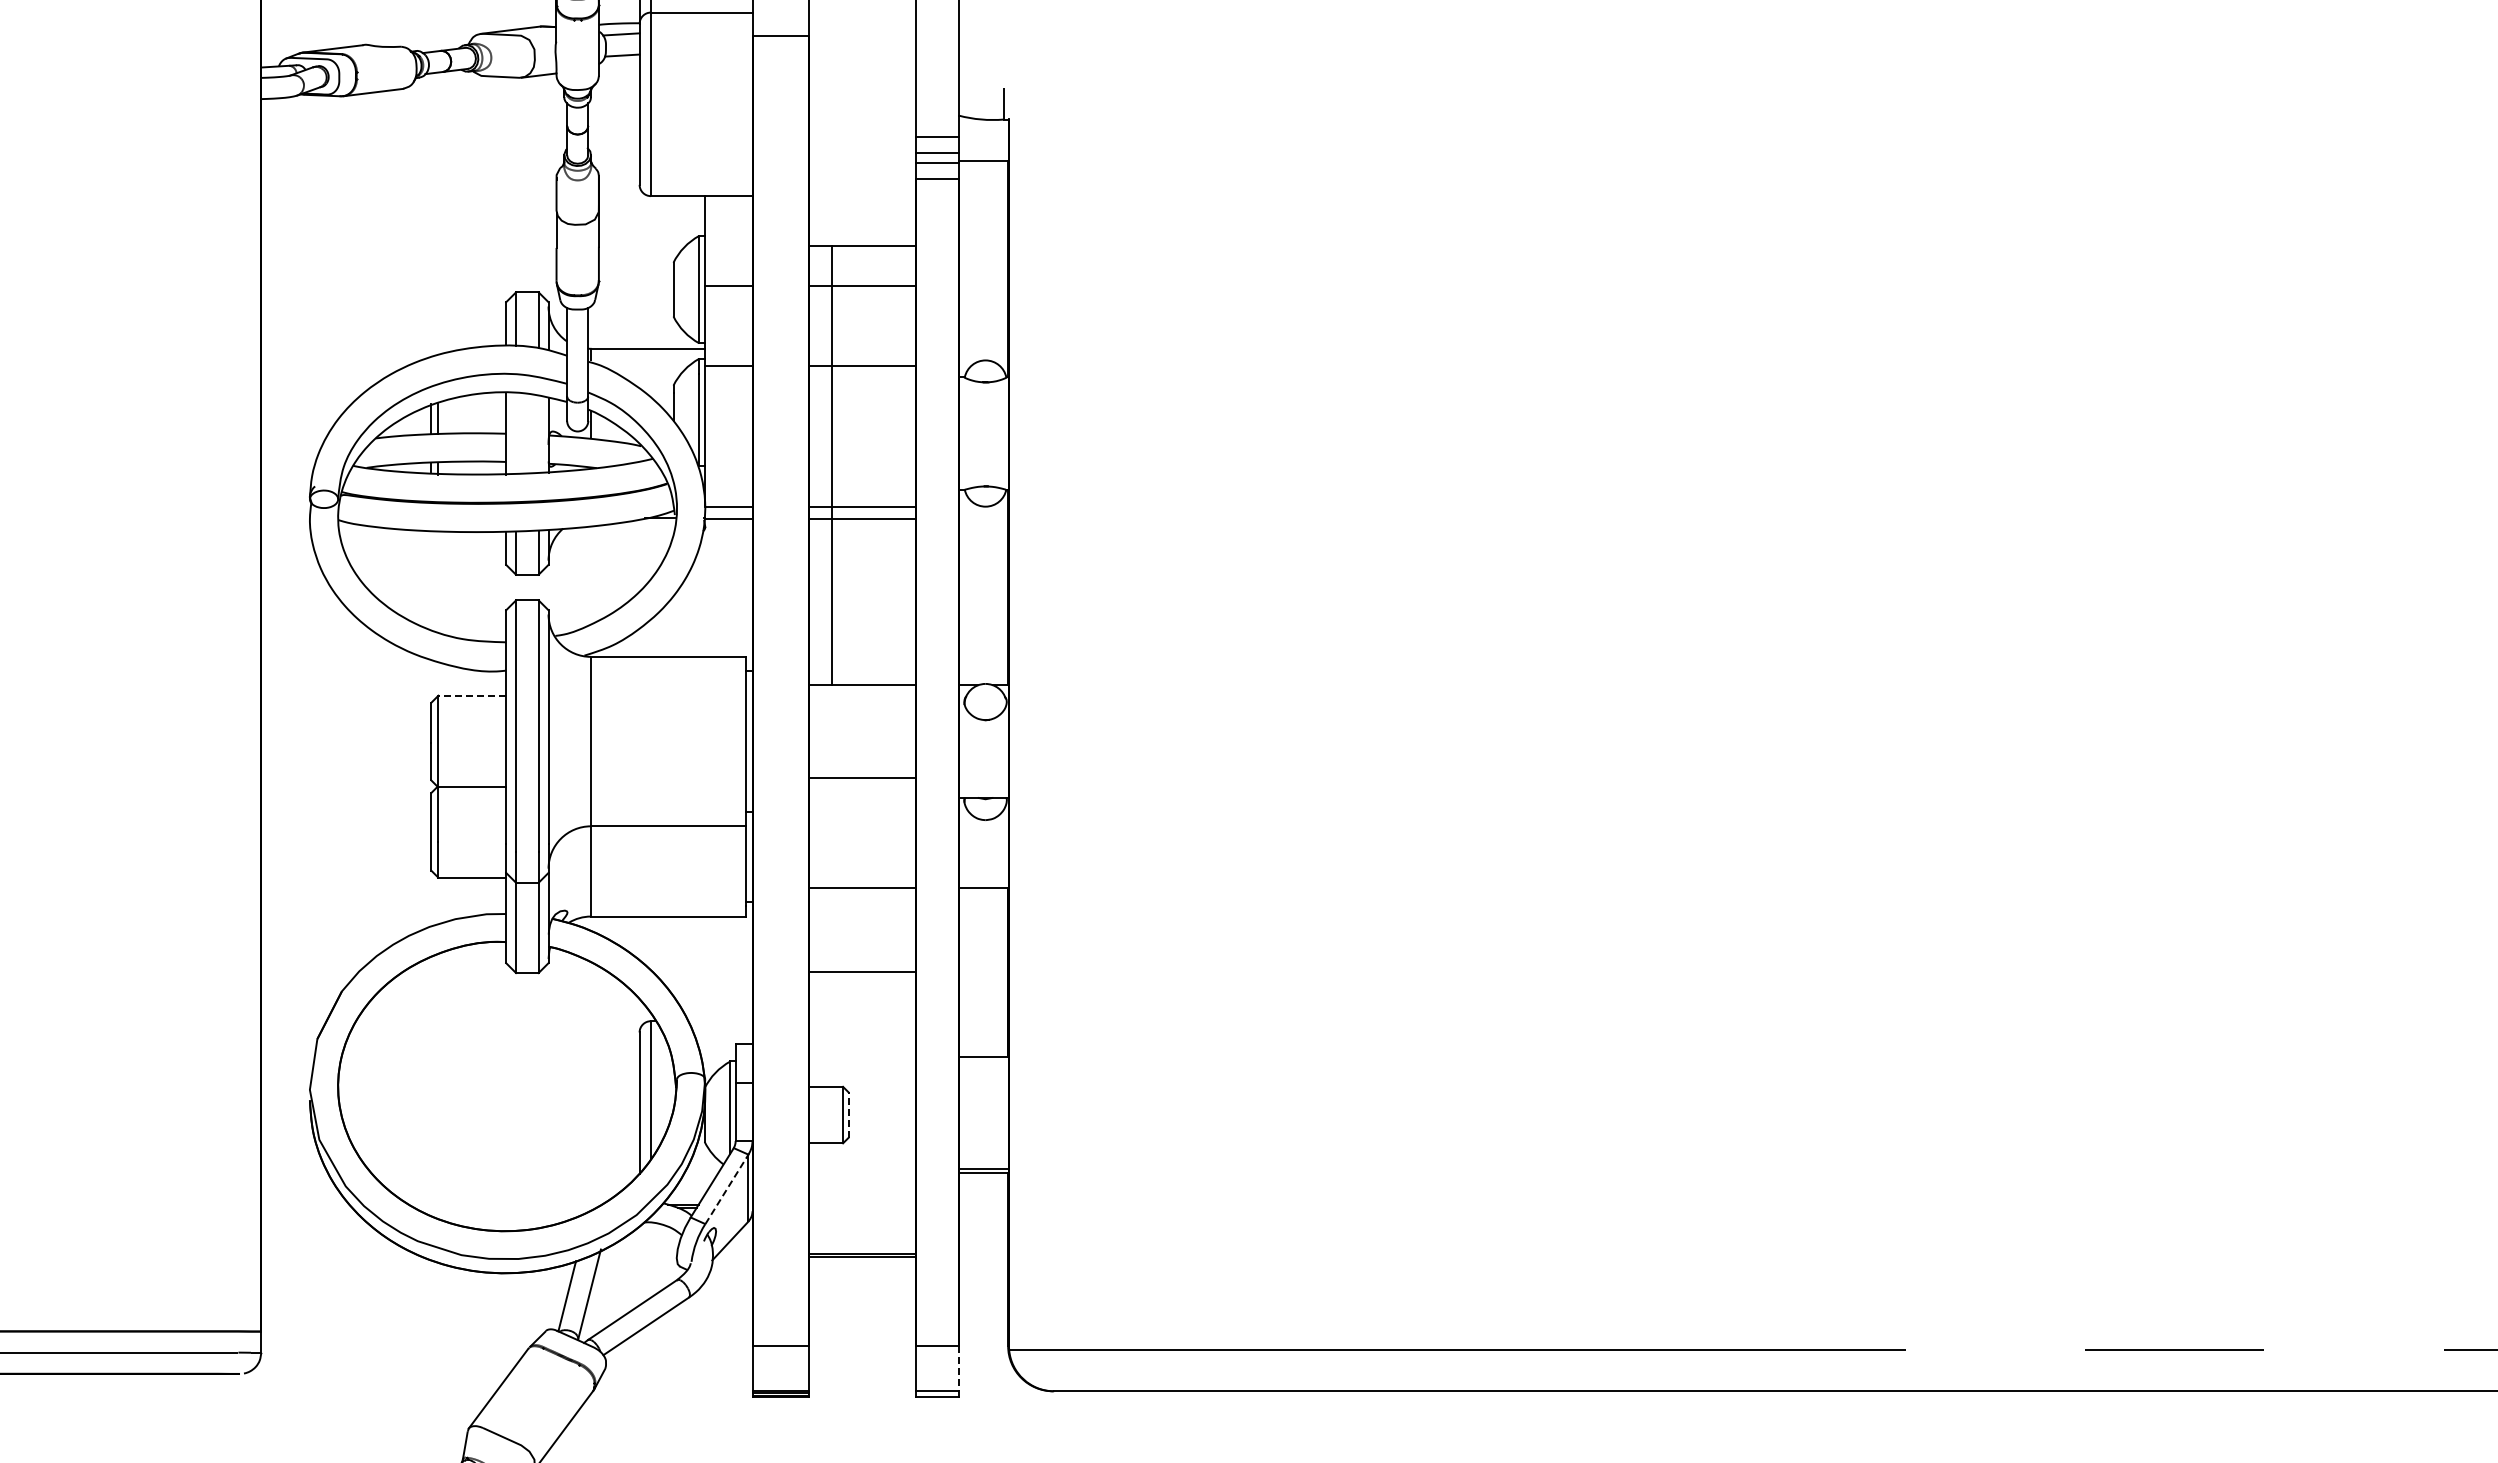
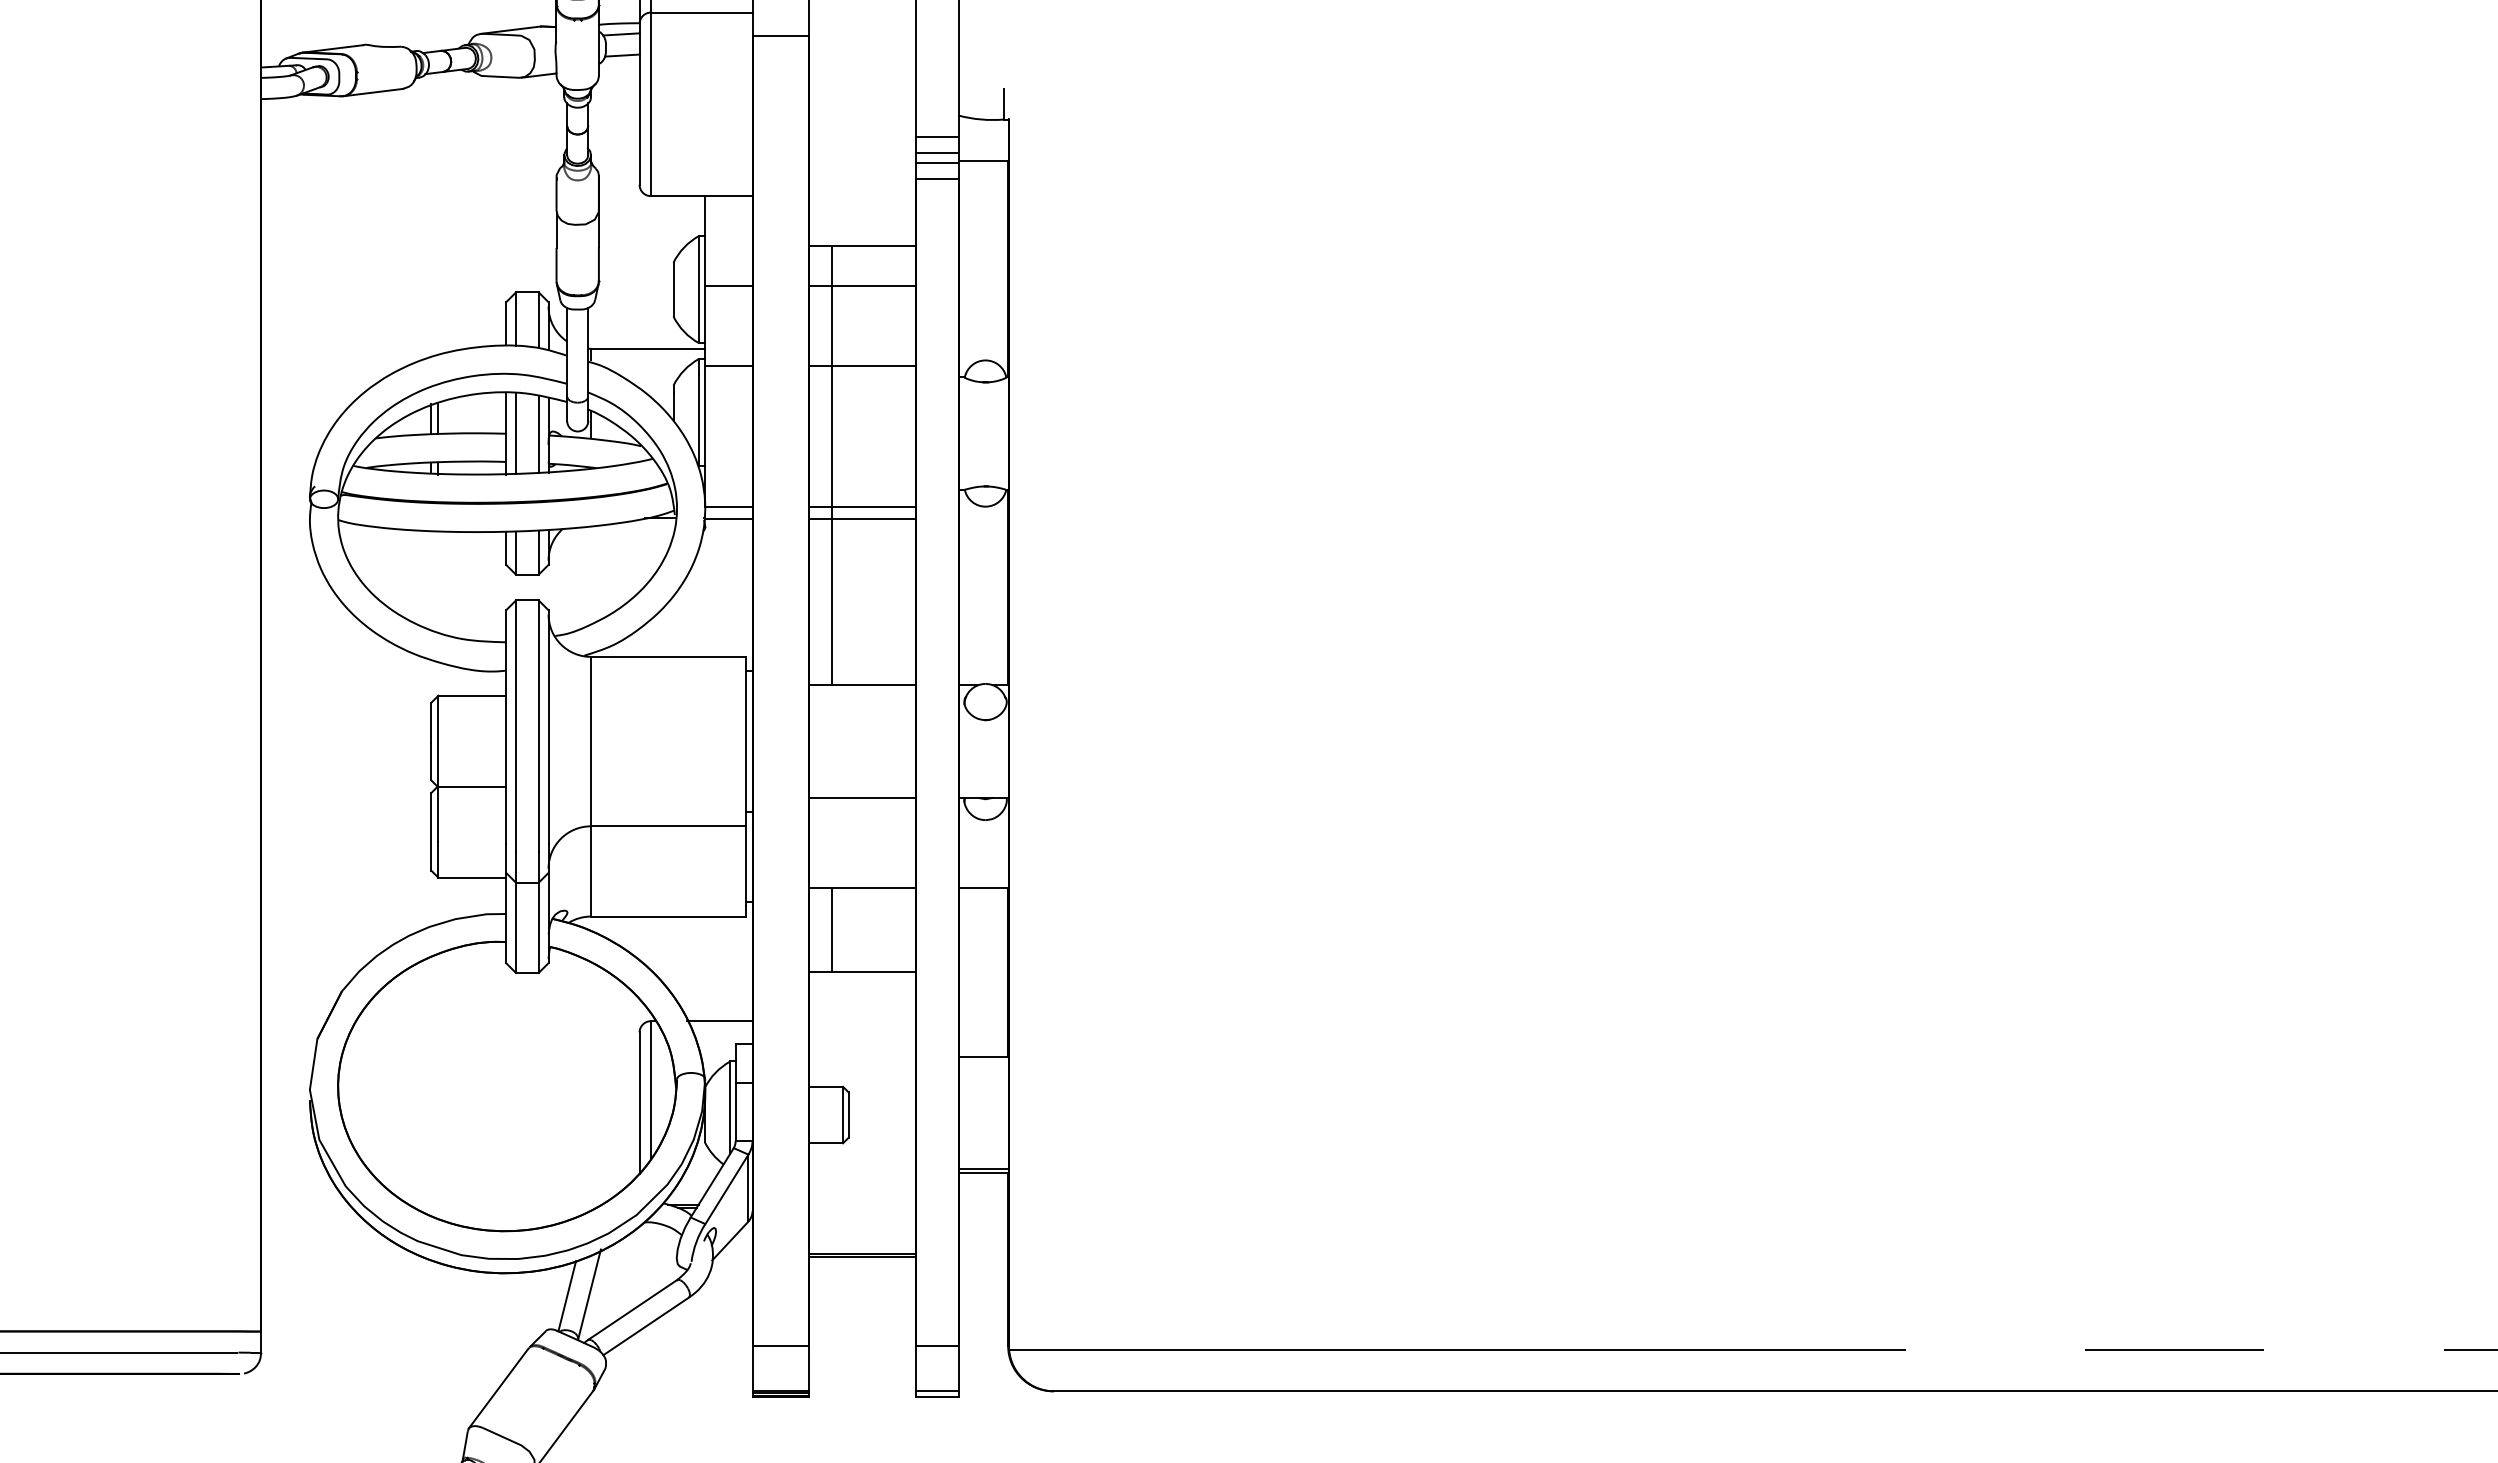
line: none -> present (516, 432)
line: none -> present (538, 434)
line: dashed -> solid (472, 695)
line position: (862, 777) -> (862, 797) (862, 797)
line: none -> present (831, 929)
line: none -> present (719, 1021)
line: dashed -> solid (848, 1115)
line: dashed -> solid (726, 1189)
line: dashed -> solid (958, 1368)
